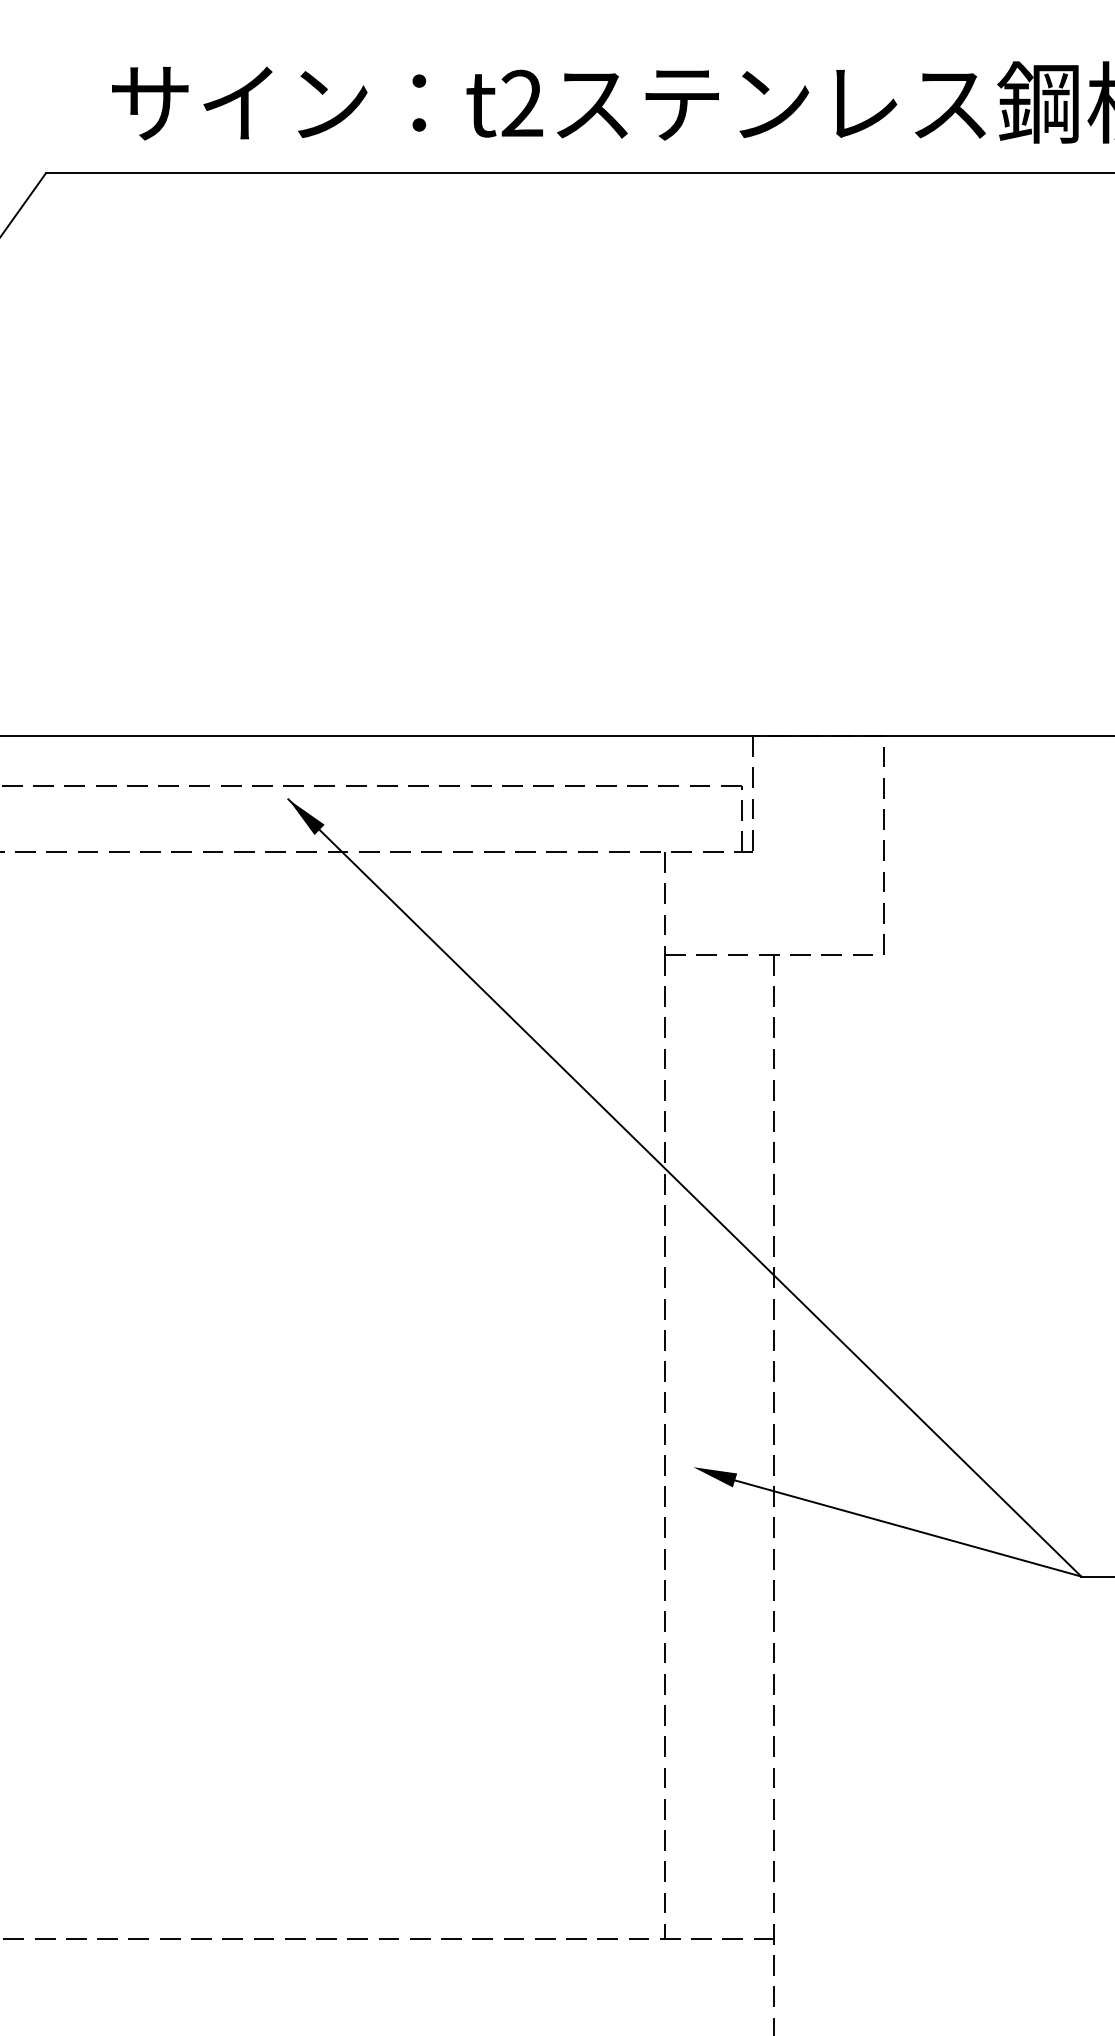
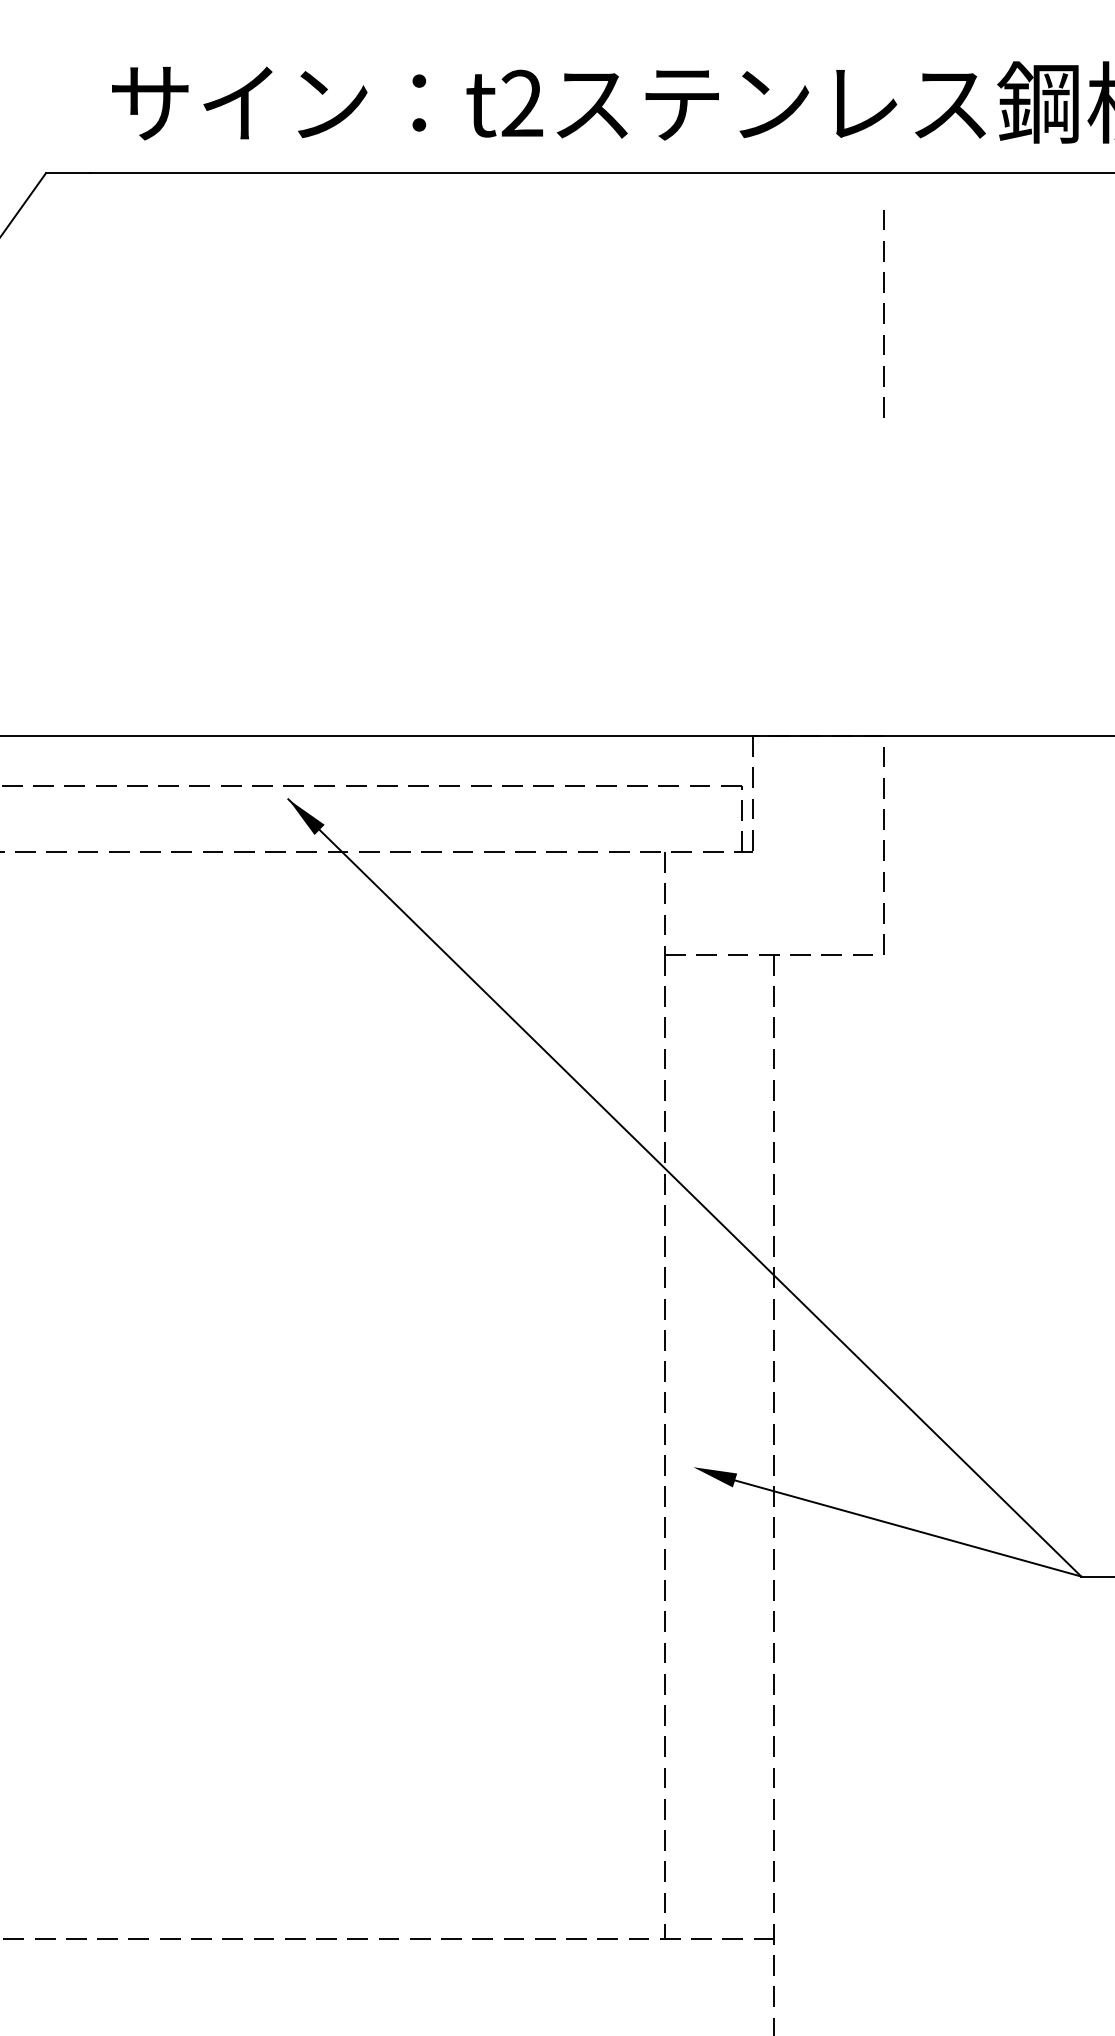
line: none -> present (883, 313)
